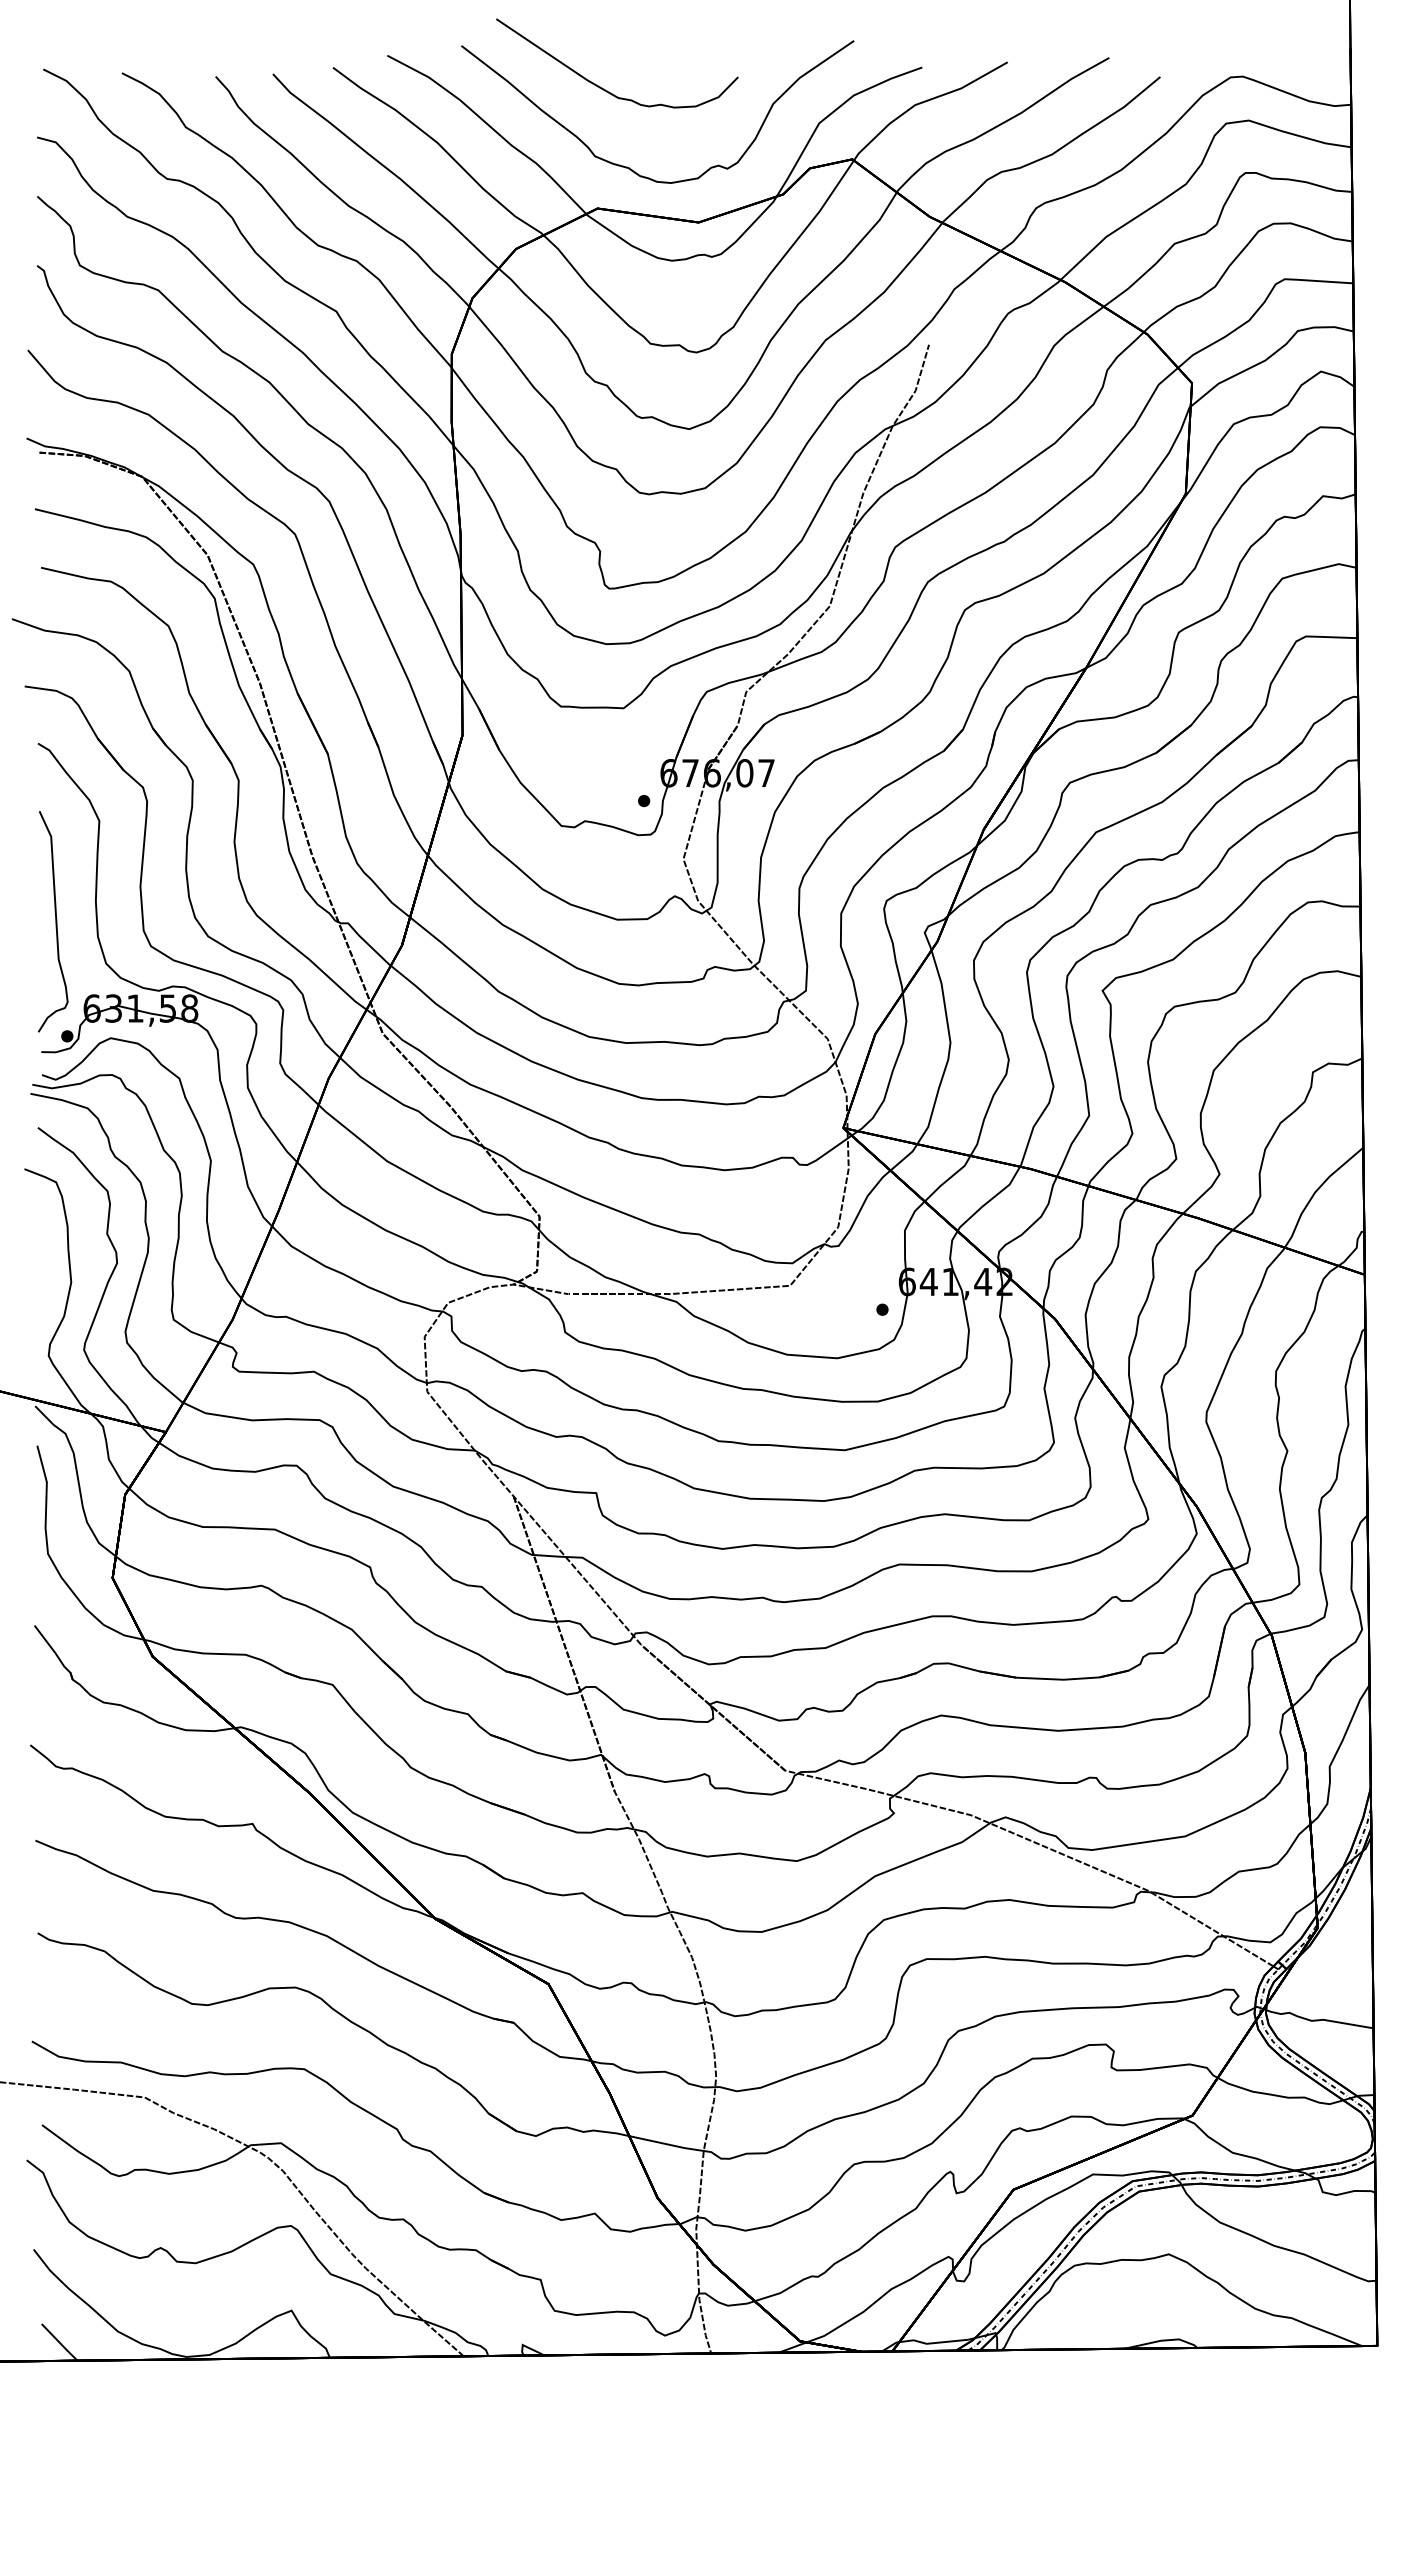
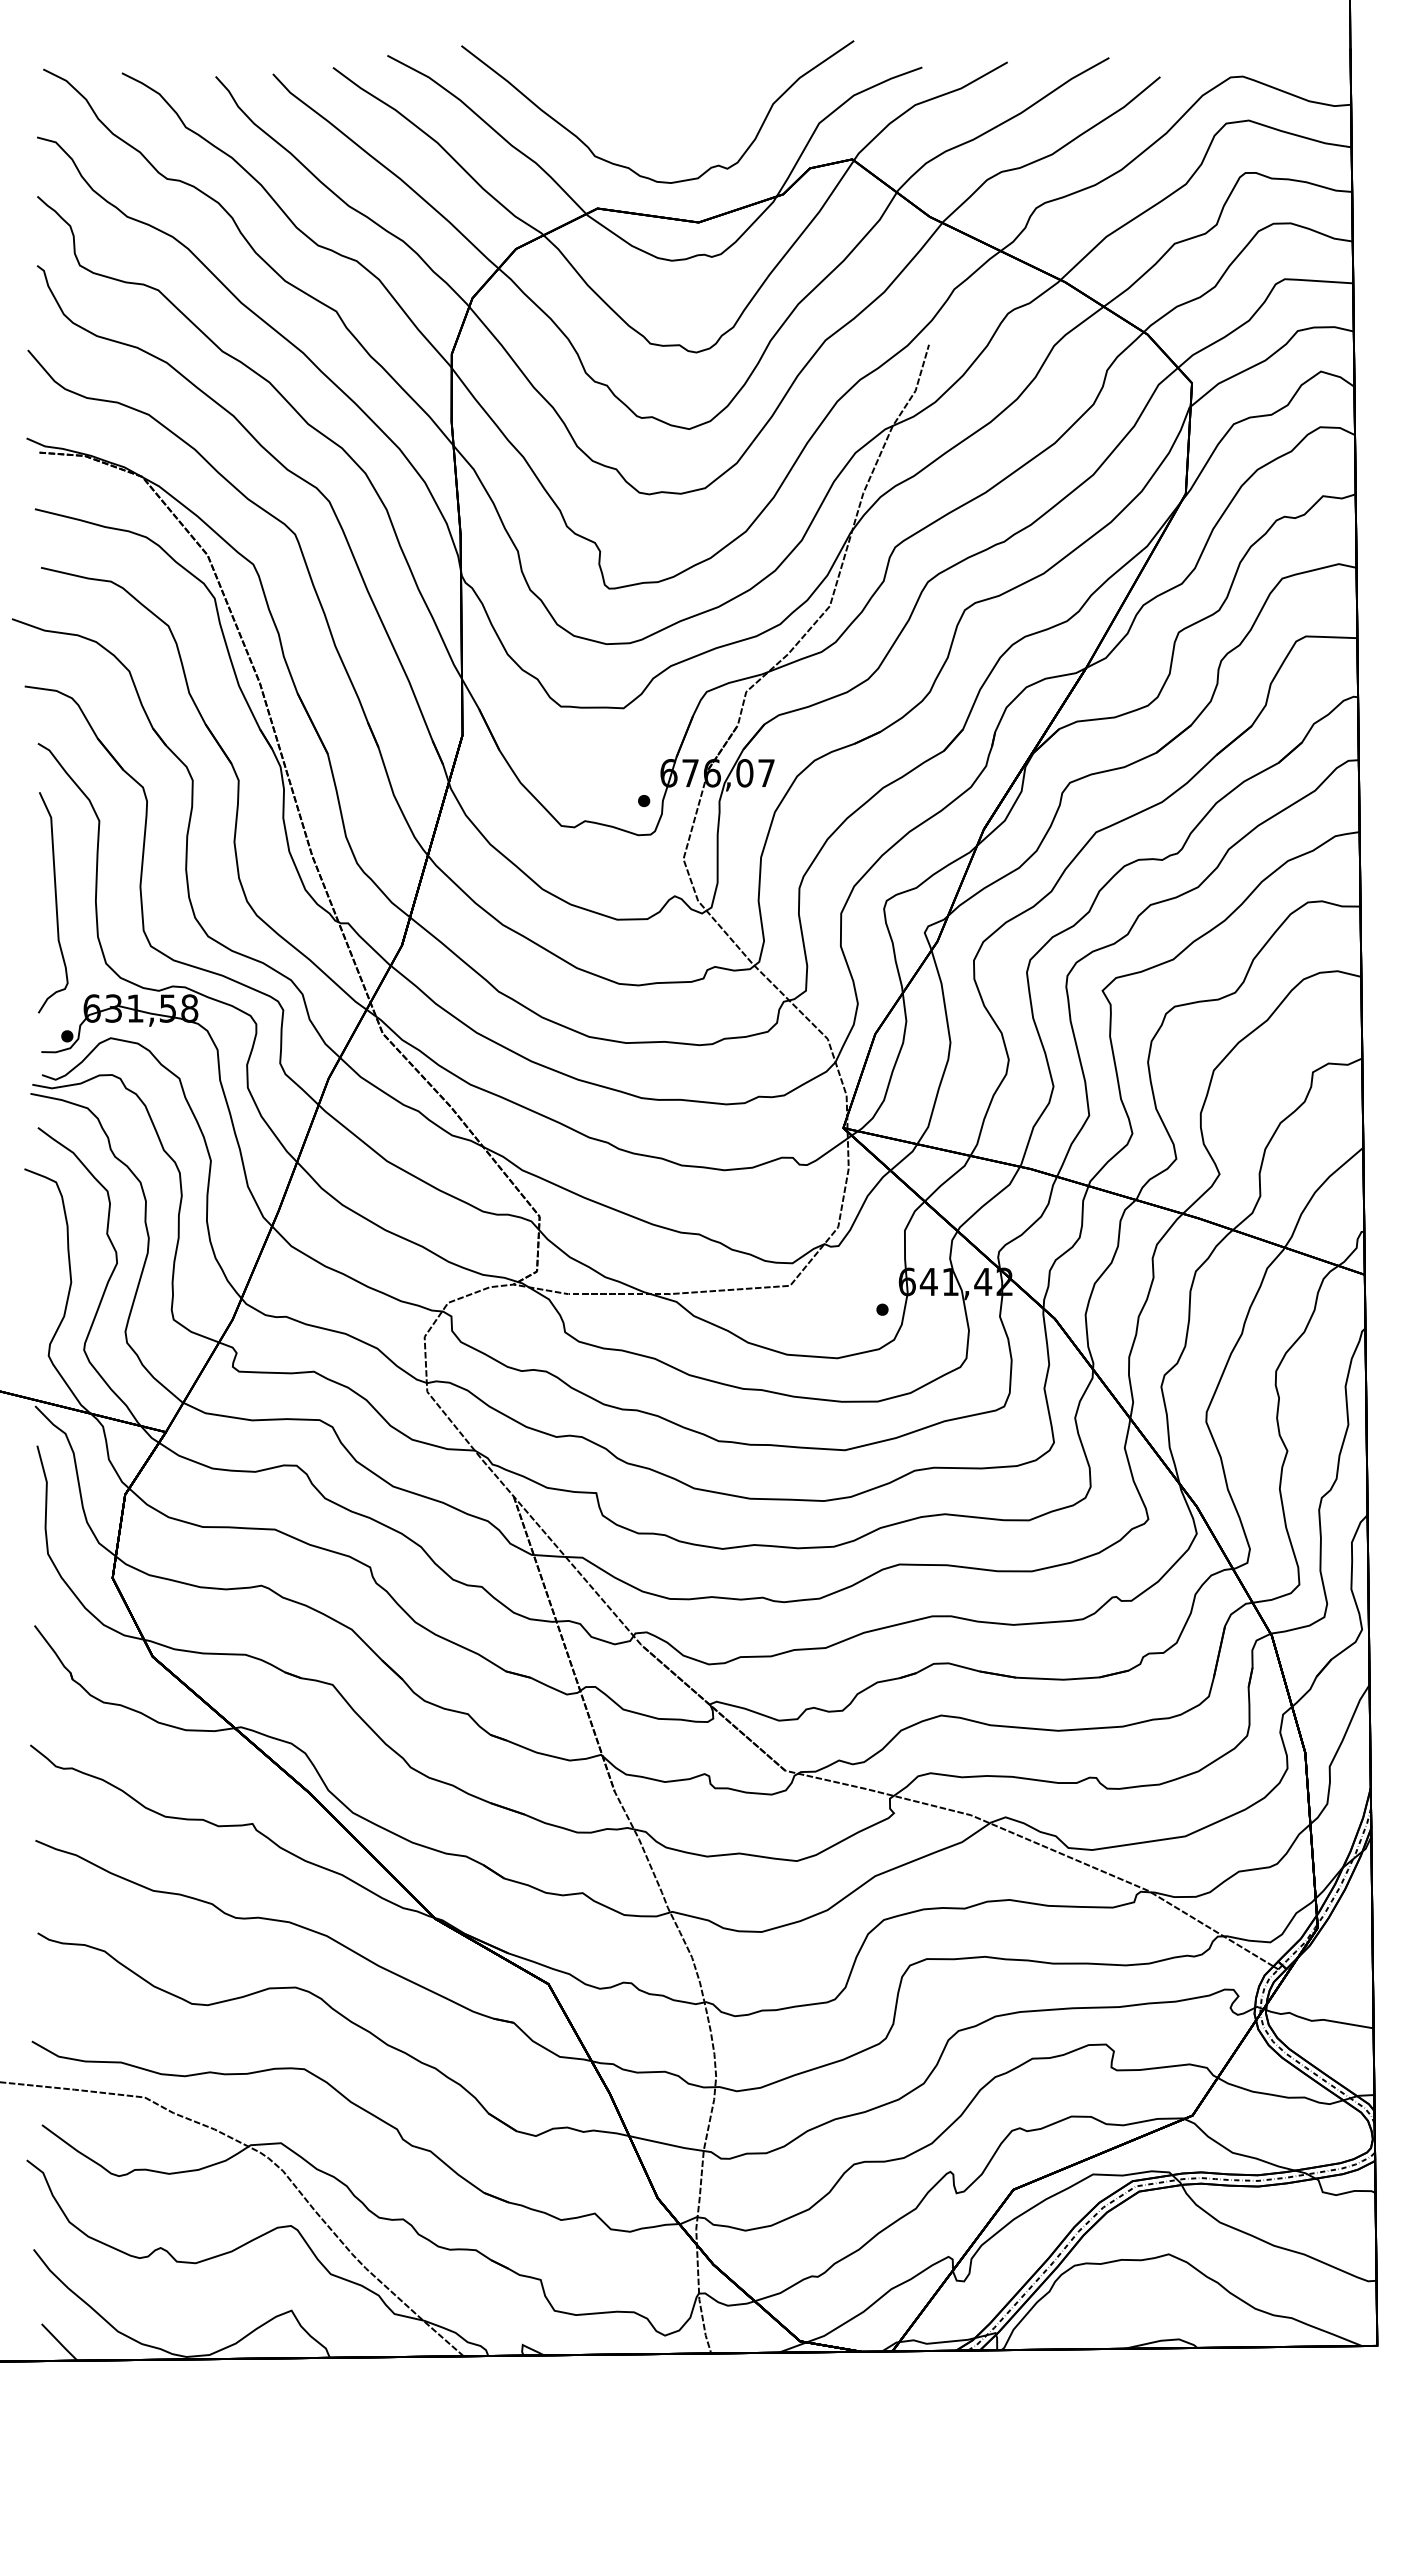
curve: present -> none (602, 87)
curve position: (55, 921) -> (55, 902) (55, 902)
